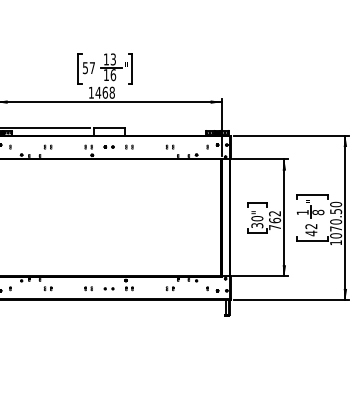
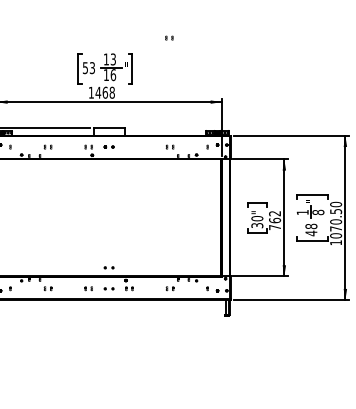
text: 57 -> 53 (91, 68)
part position: (129, 146) -> (169, 37) (169, 37)
text: 42 -> 48 (311, 226)
part: none -> present (108, 267)
